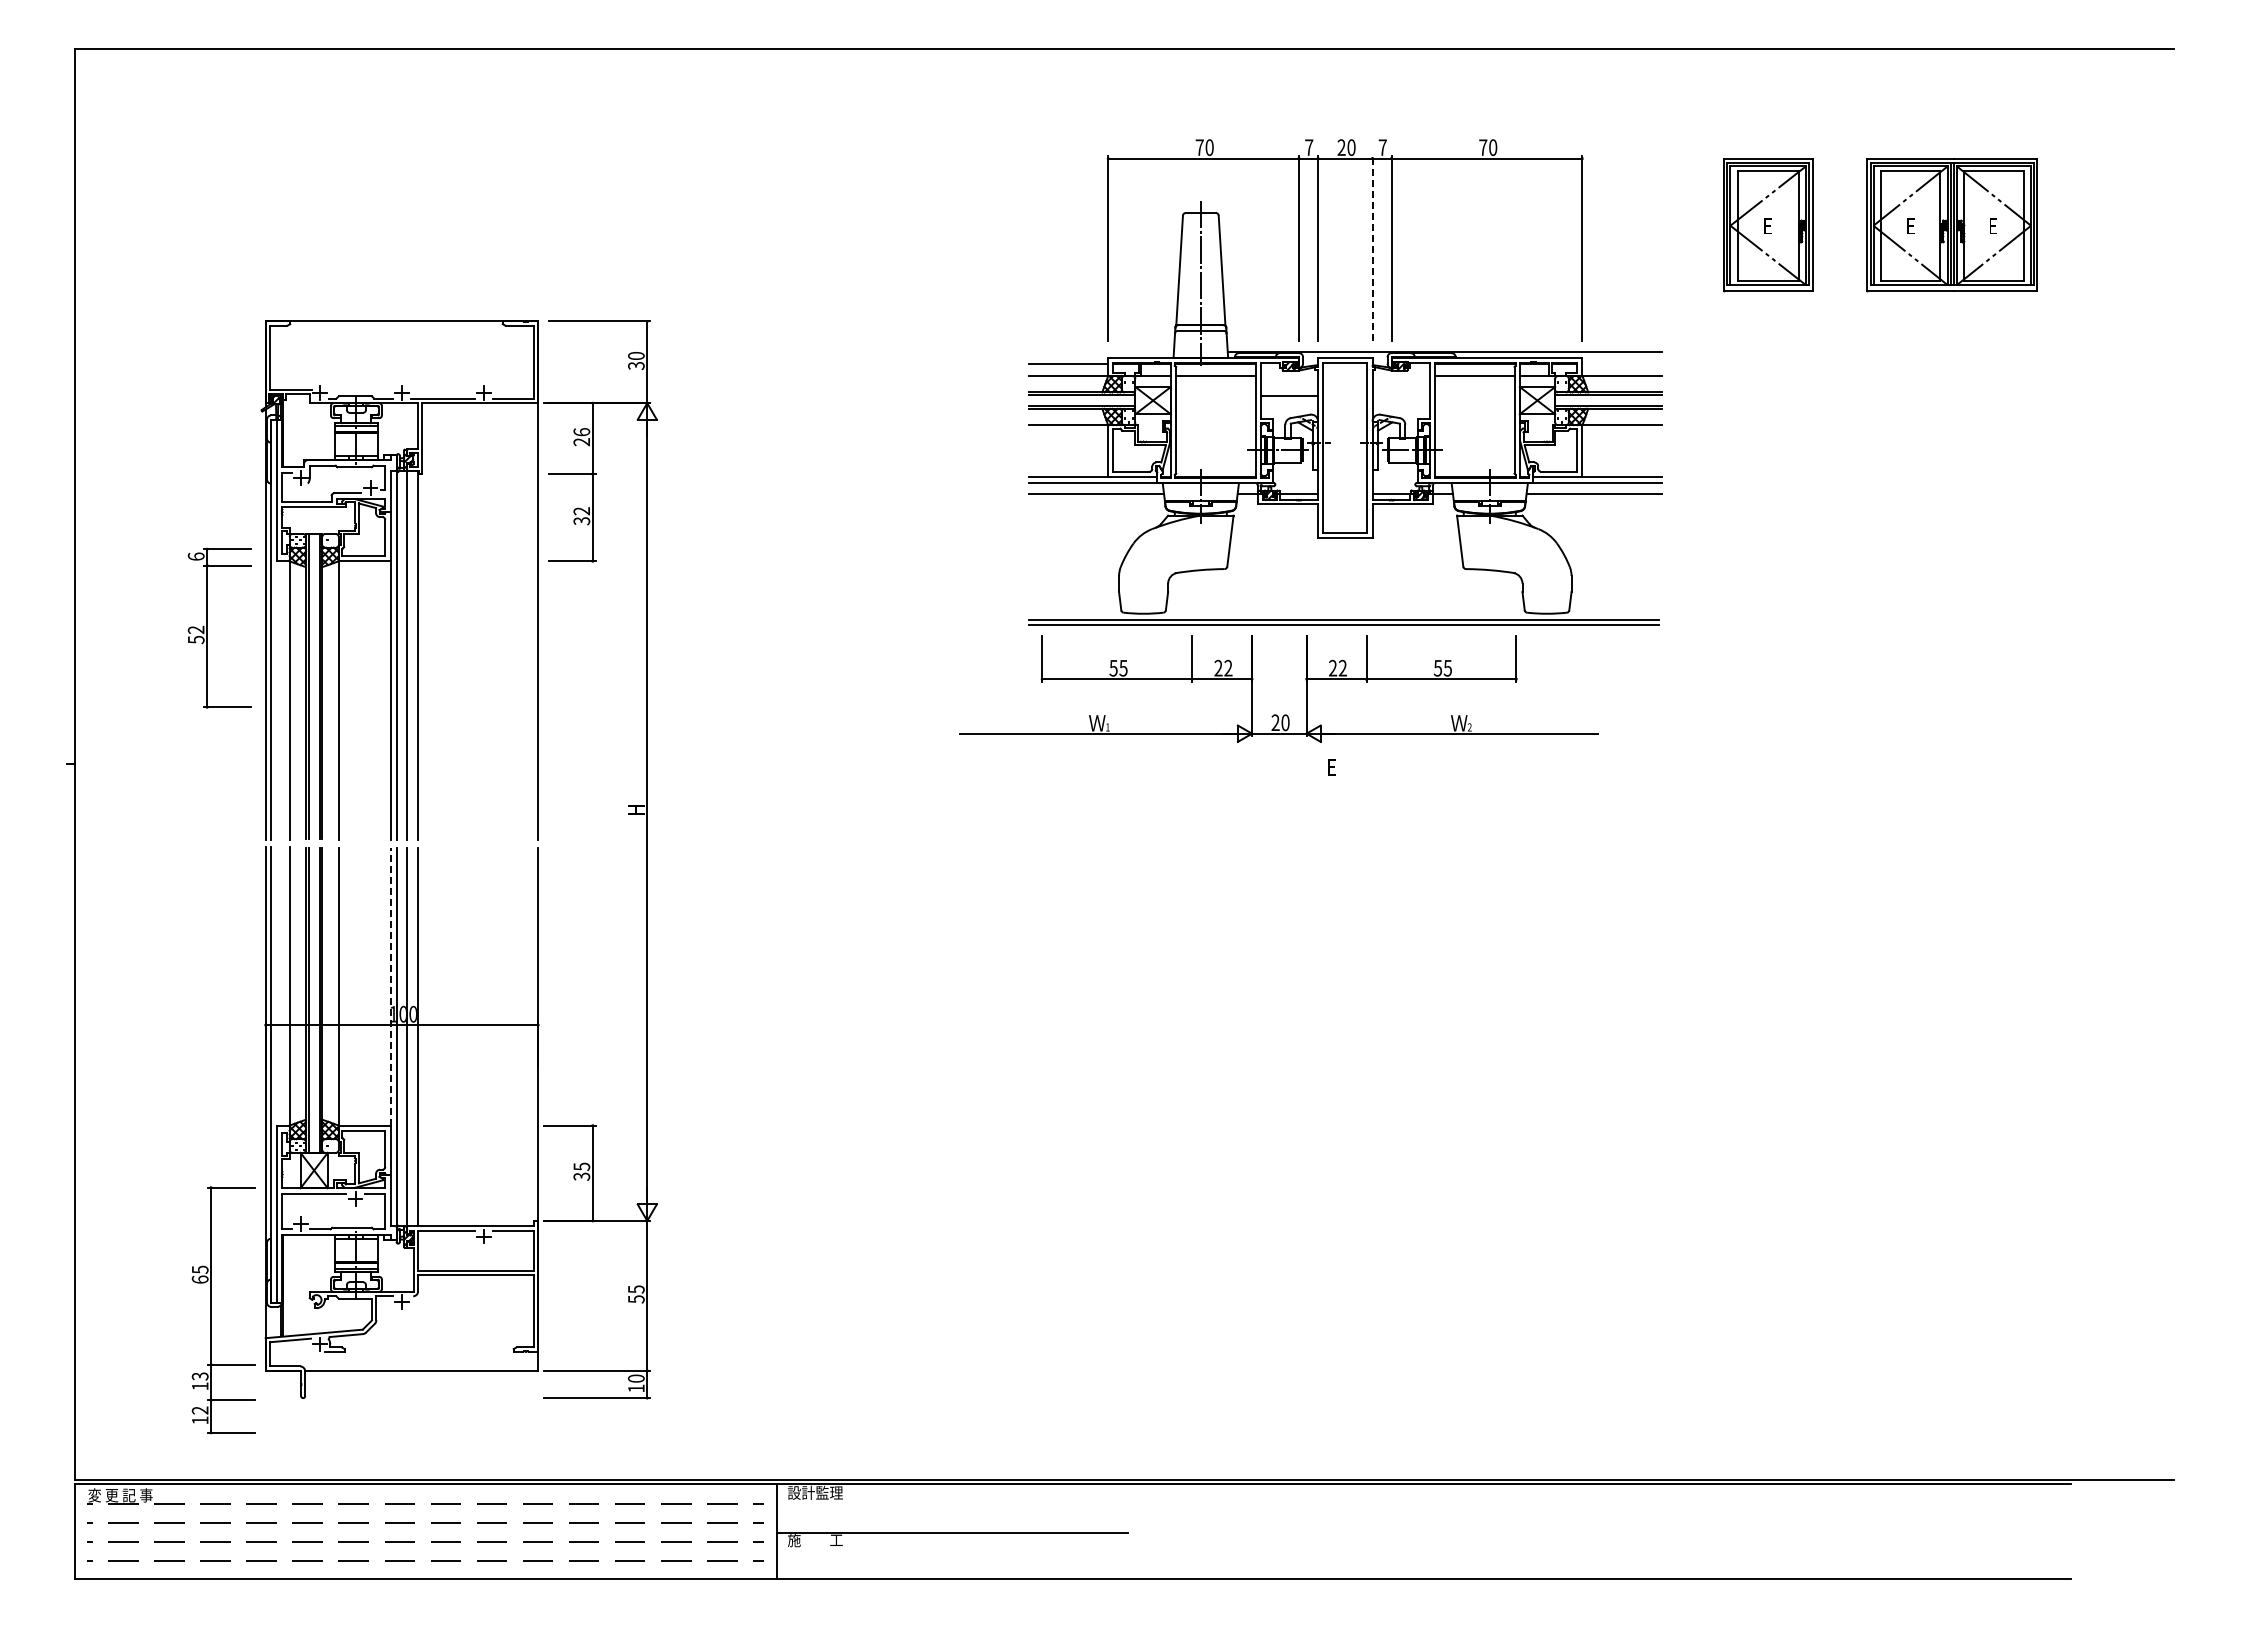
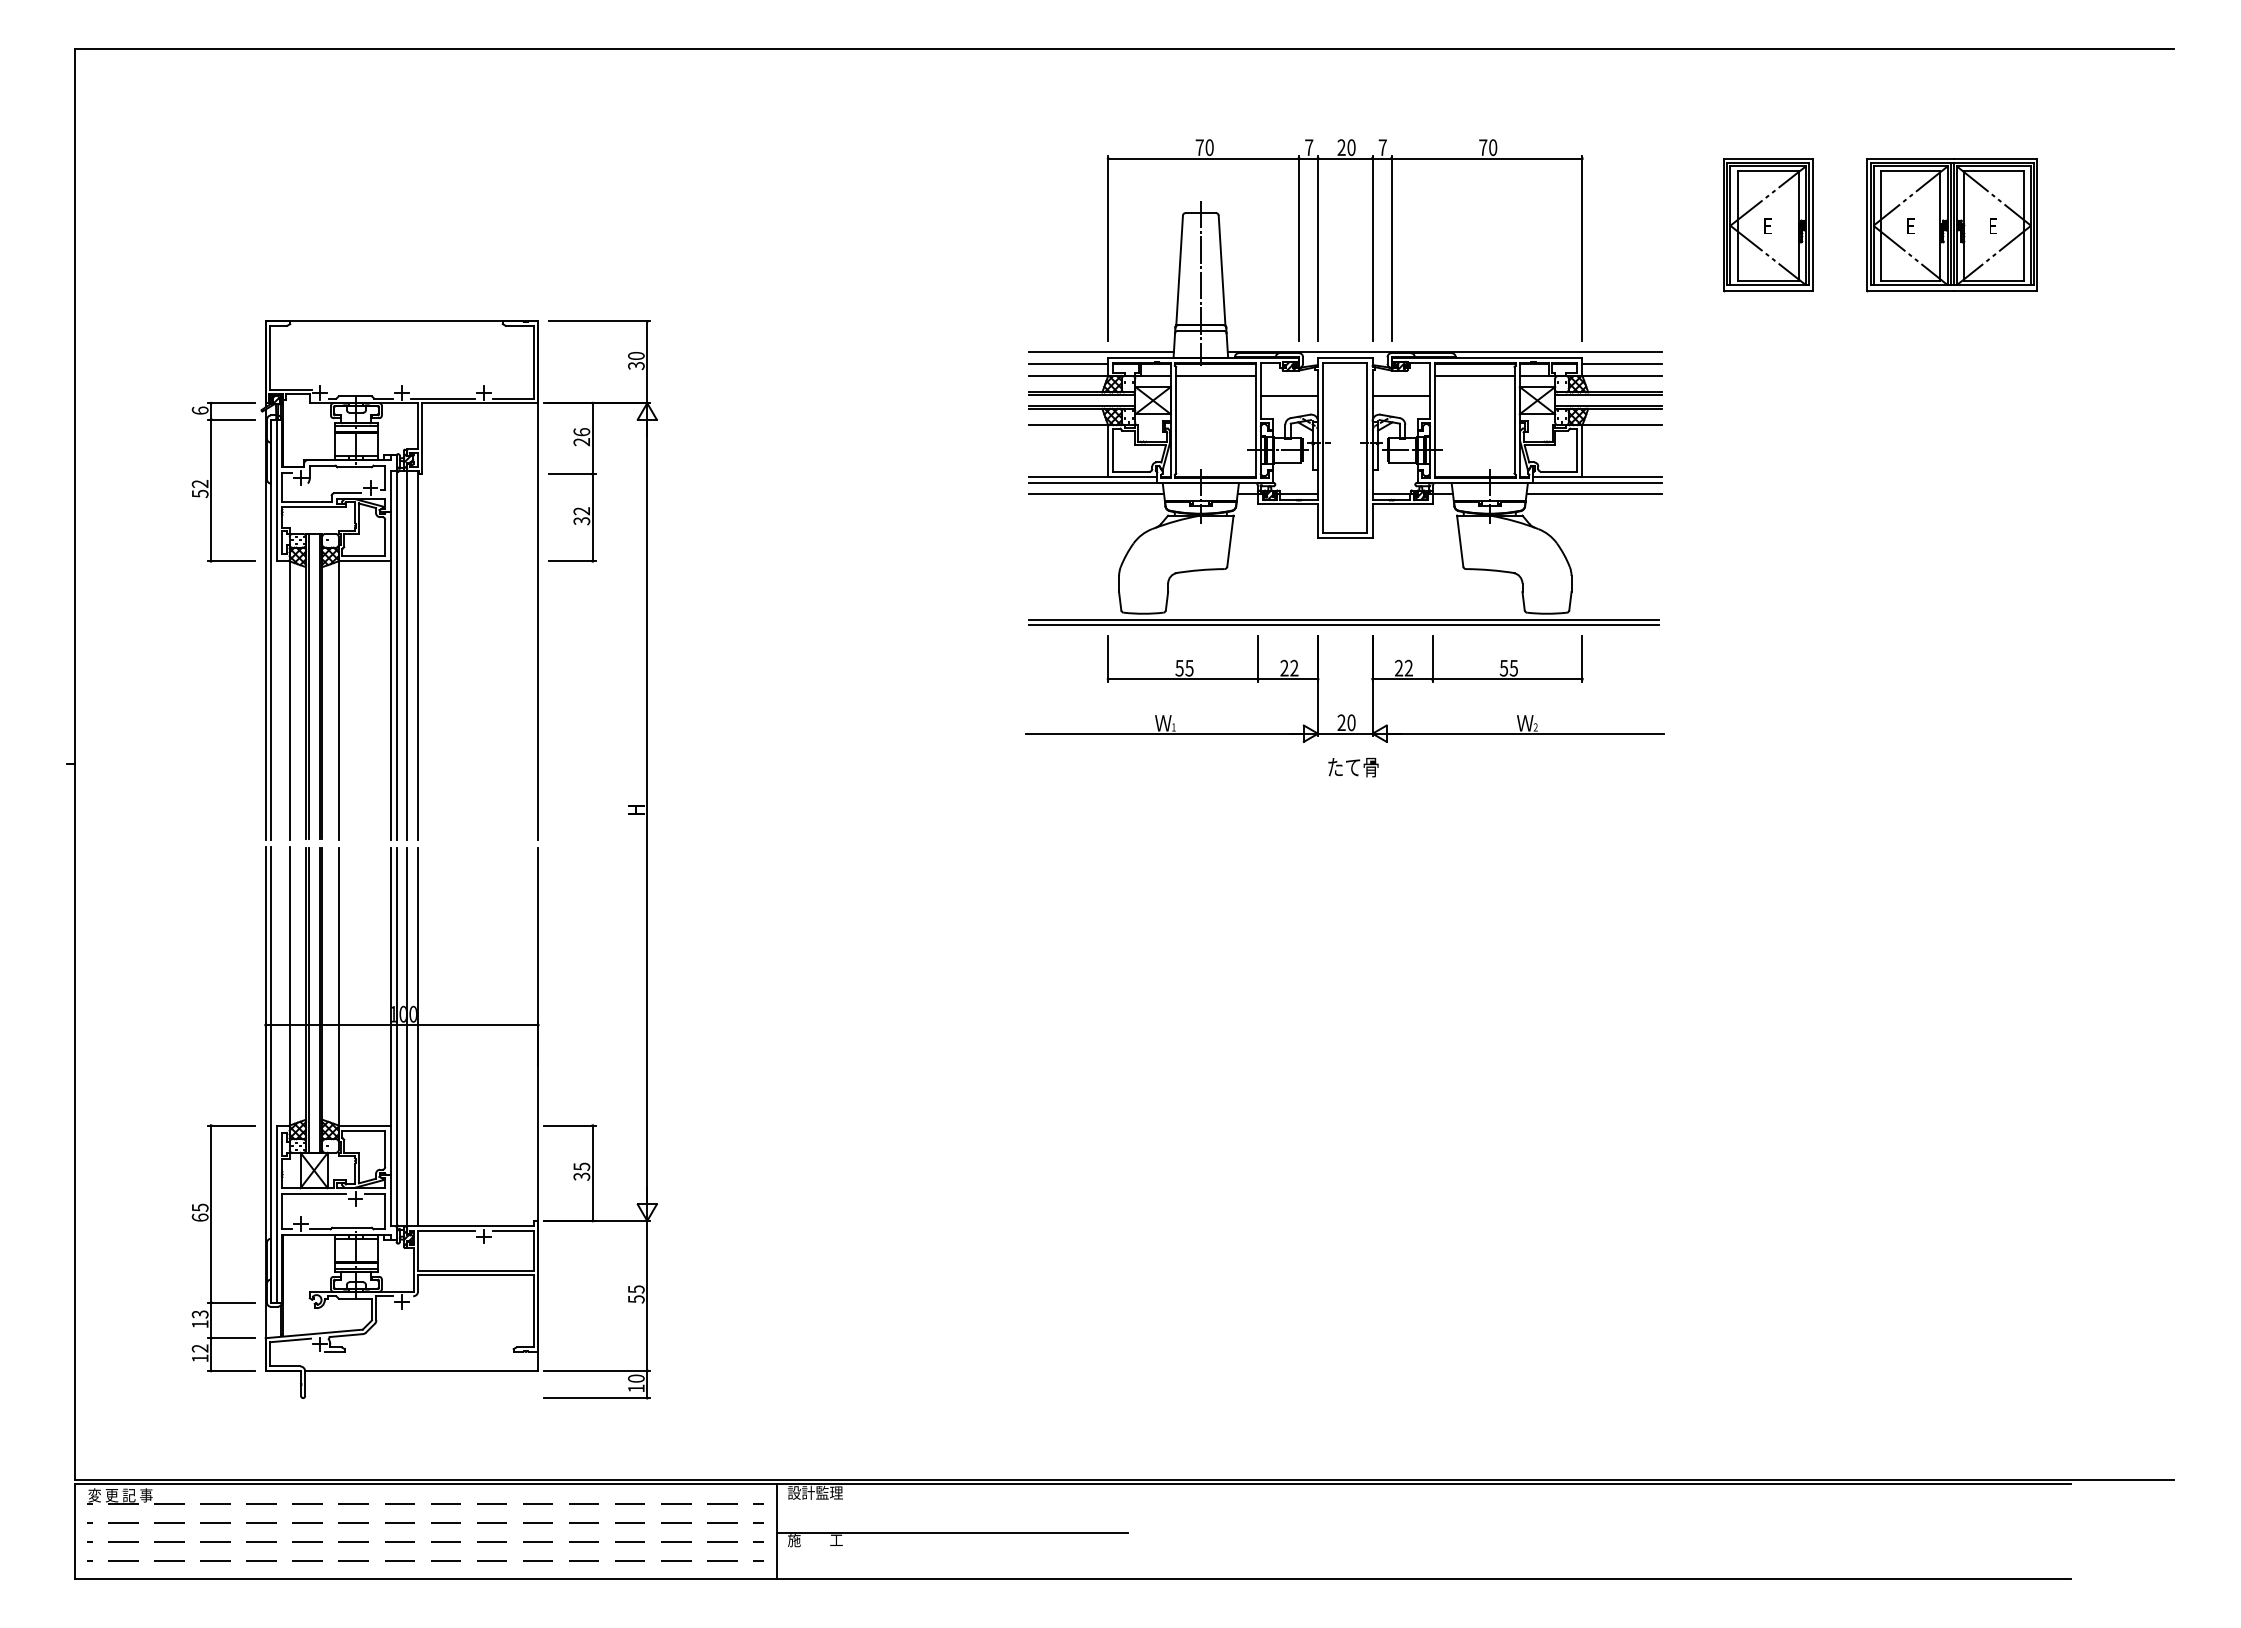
line: dashed -> solid (1372, 248)
line: none -> present (1101, 352)
line: none -> present (1621, 363)
line: none -> present (1400, 396)
part position: (207, 627) -> (211, 481) (211, 481)
part position: (1252, 688) -> (1318, 688) (1318, 688)
text: E -> たて骨 (1353, 767)
line: dashed -> solid (390, 986)
part position: (211, 1310) -> (211, 1248) (211, 1248)
